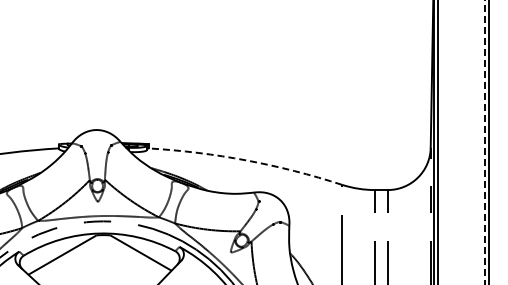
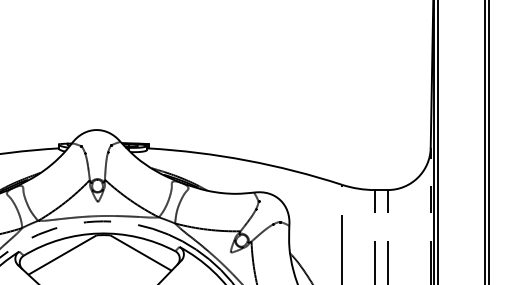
line: dashed -> solid (484, 142)
arc: dashed -> solid (246, 160)
